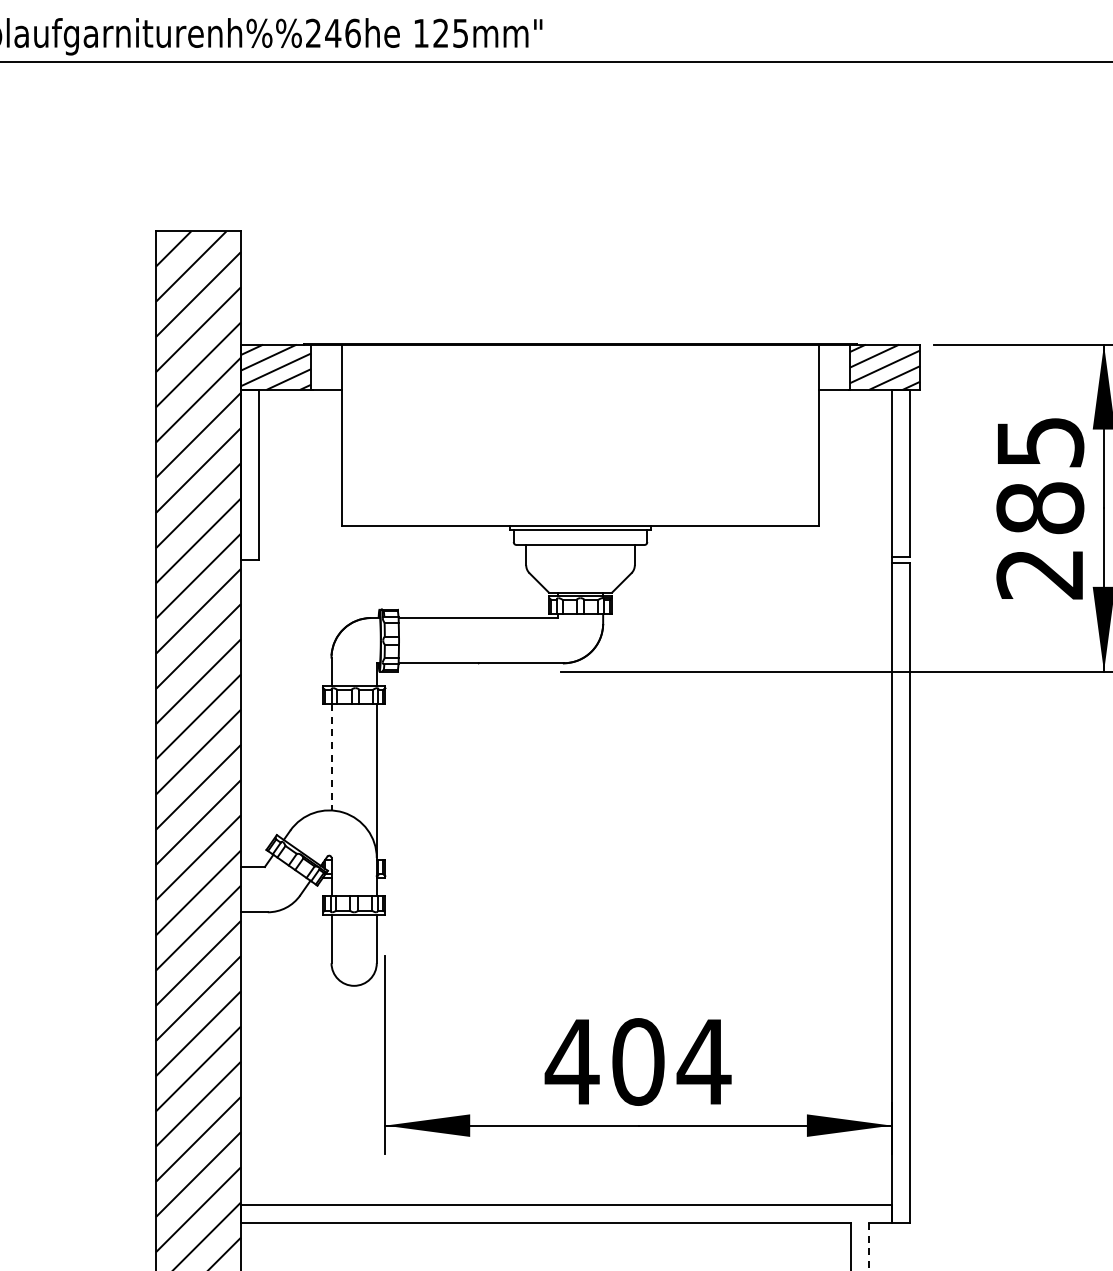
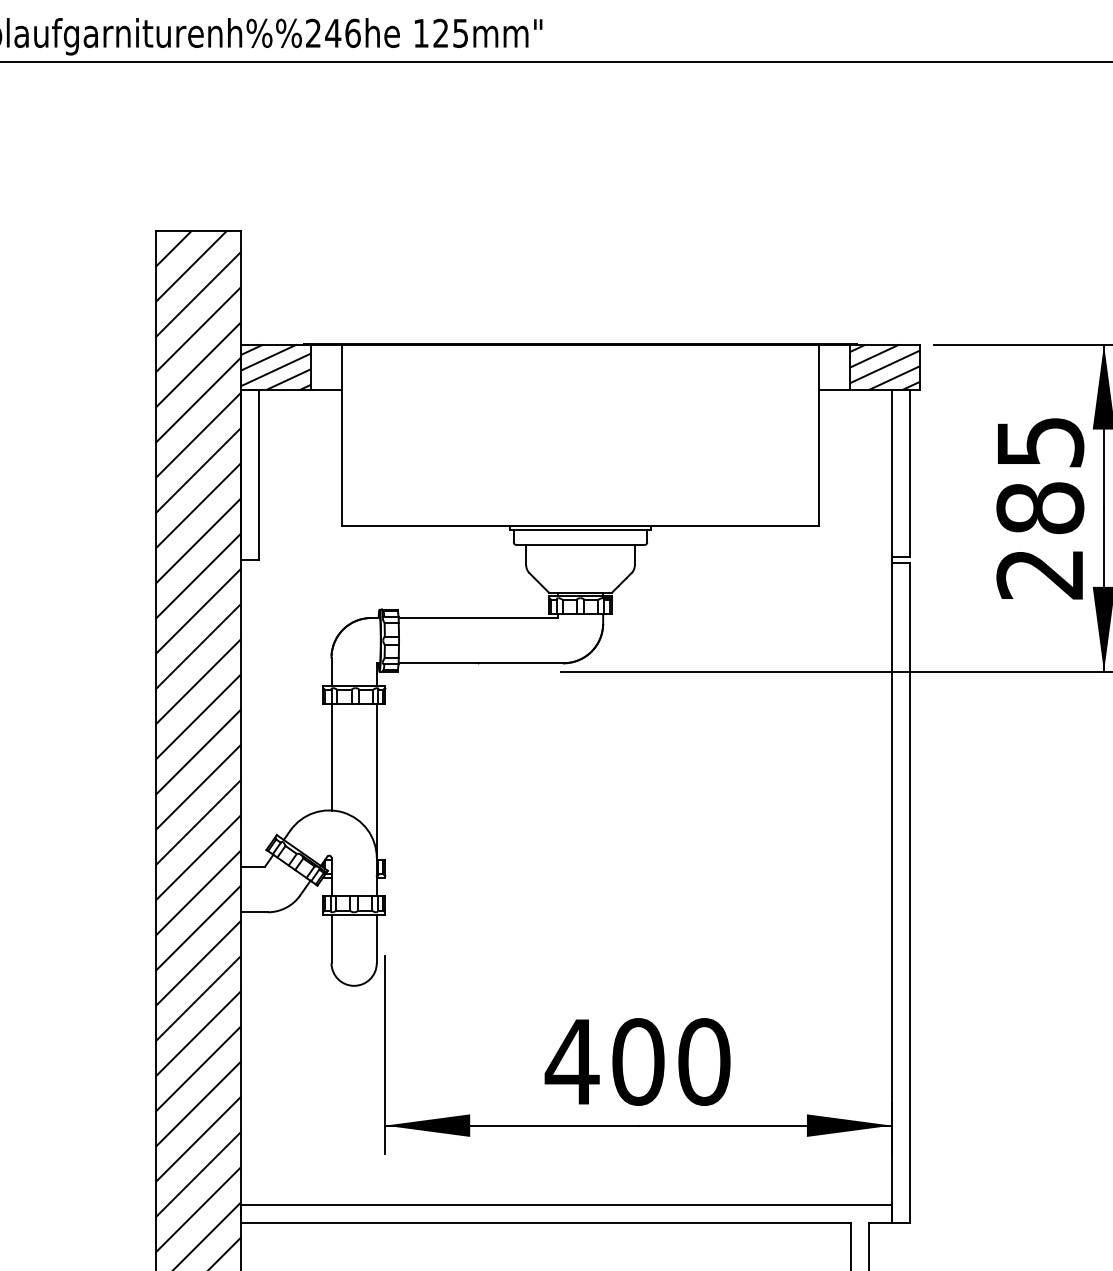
line: dashed -> solid (331, 757)
text: 404 -> 400 (703, 1061)
line: dashed -> solid (869, 1246)
